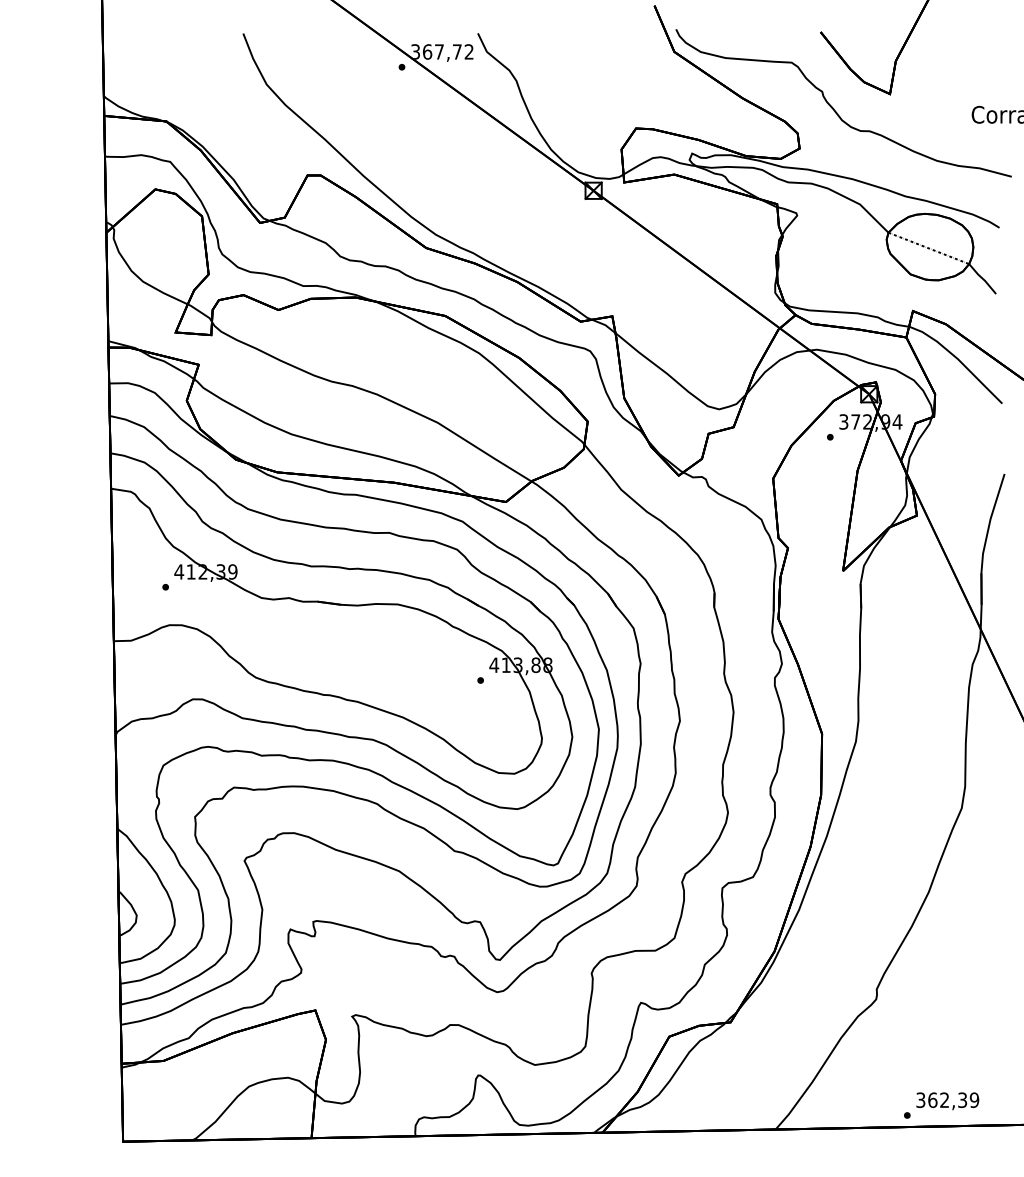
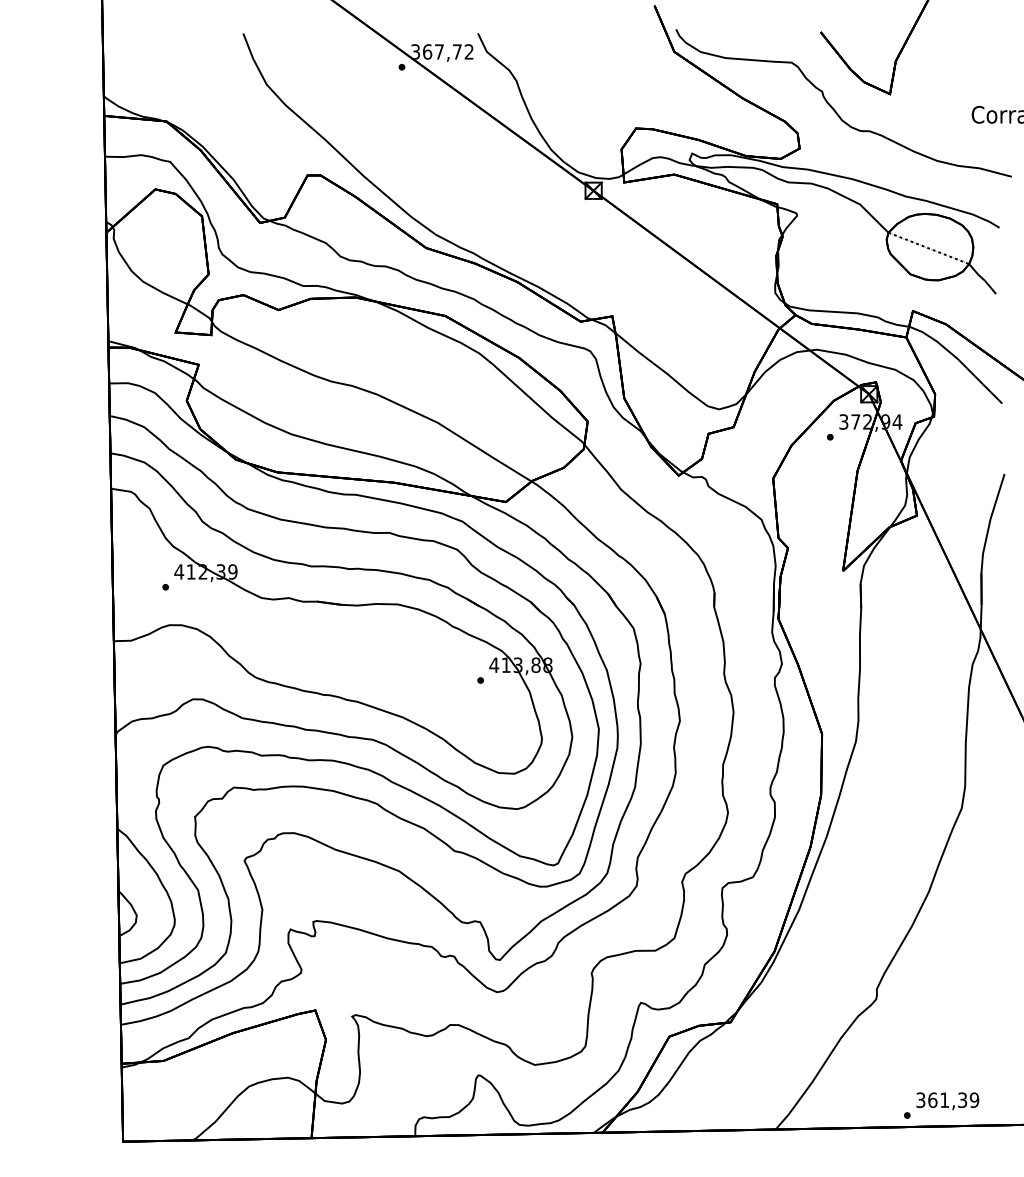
text: 362,39 -> 361,39 (944, 1099)
